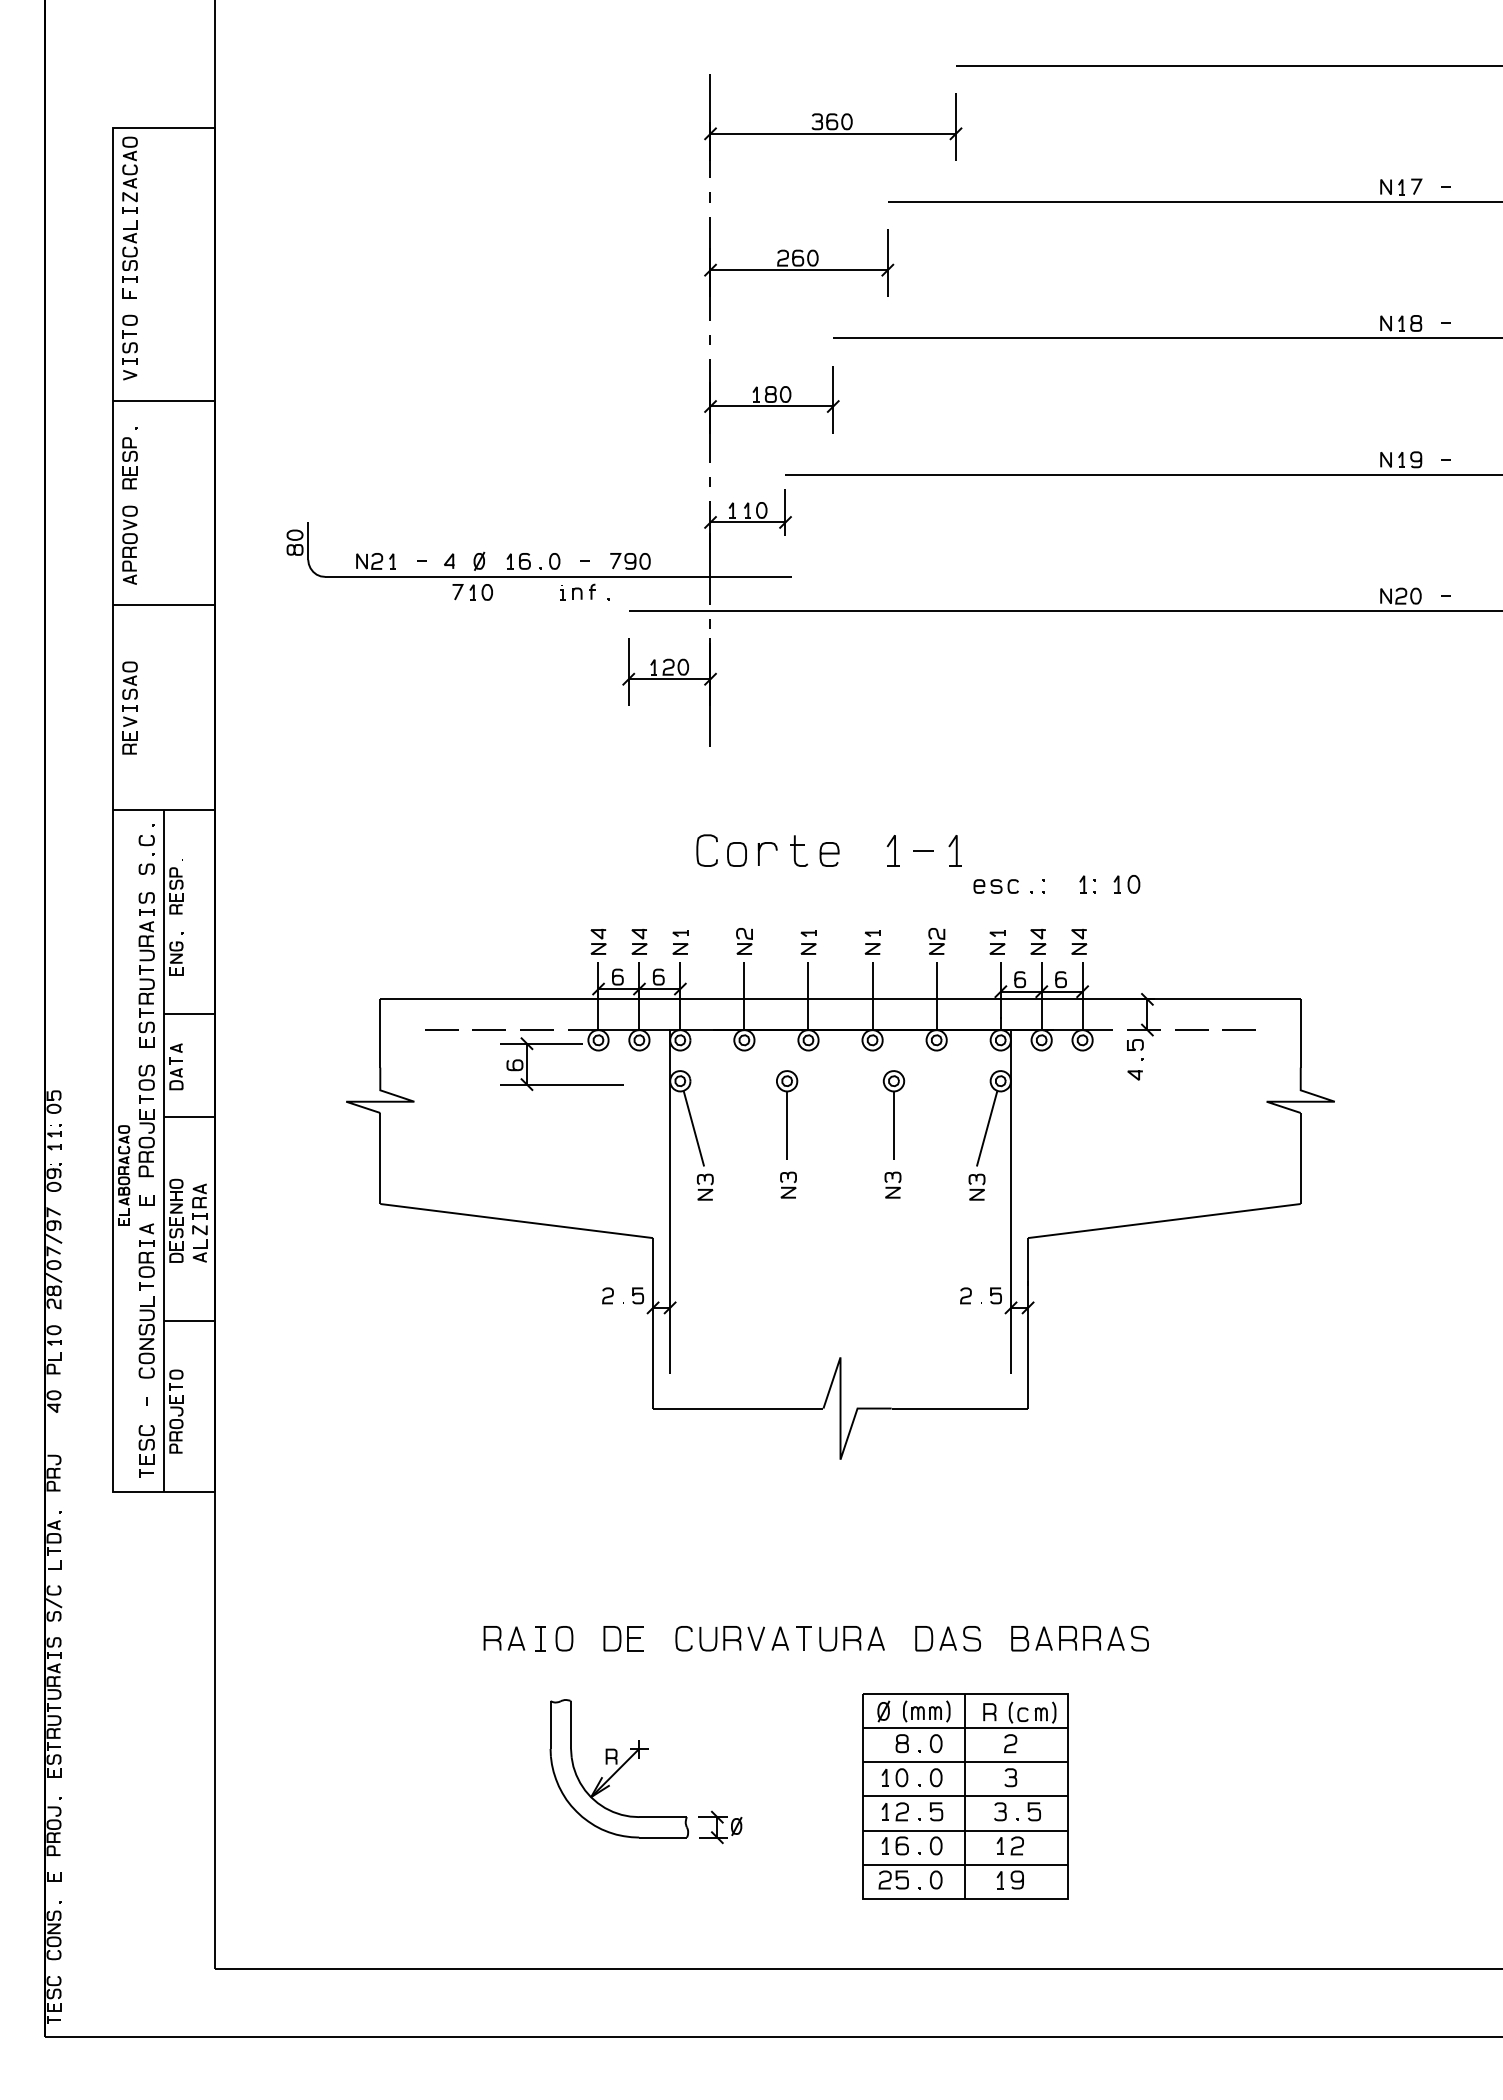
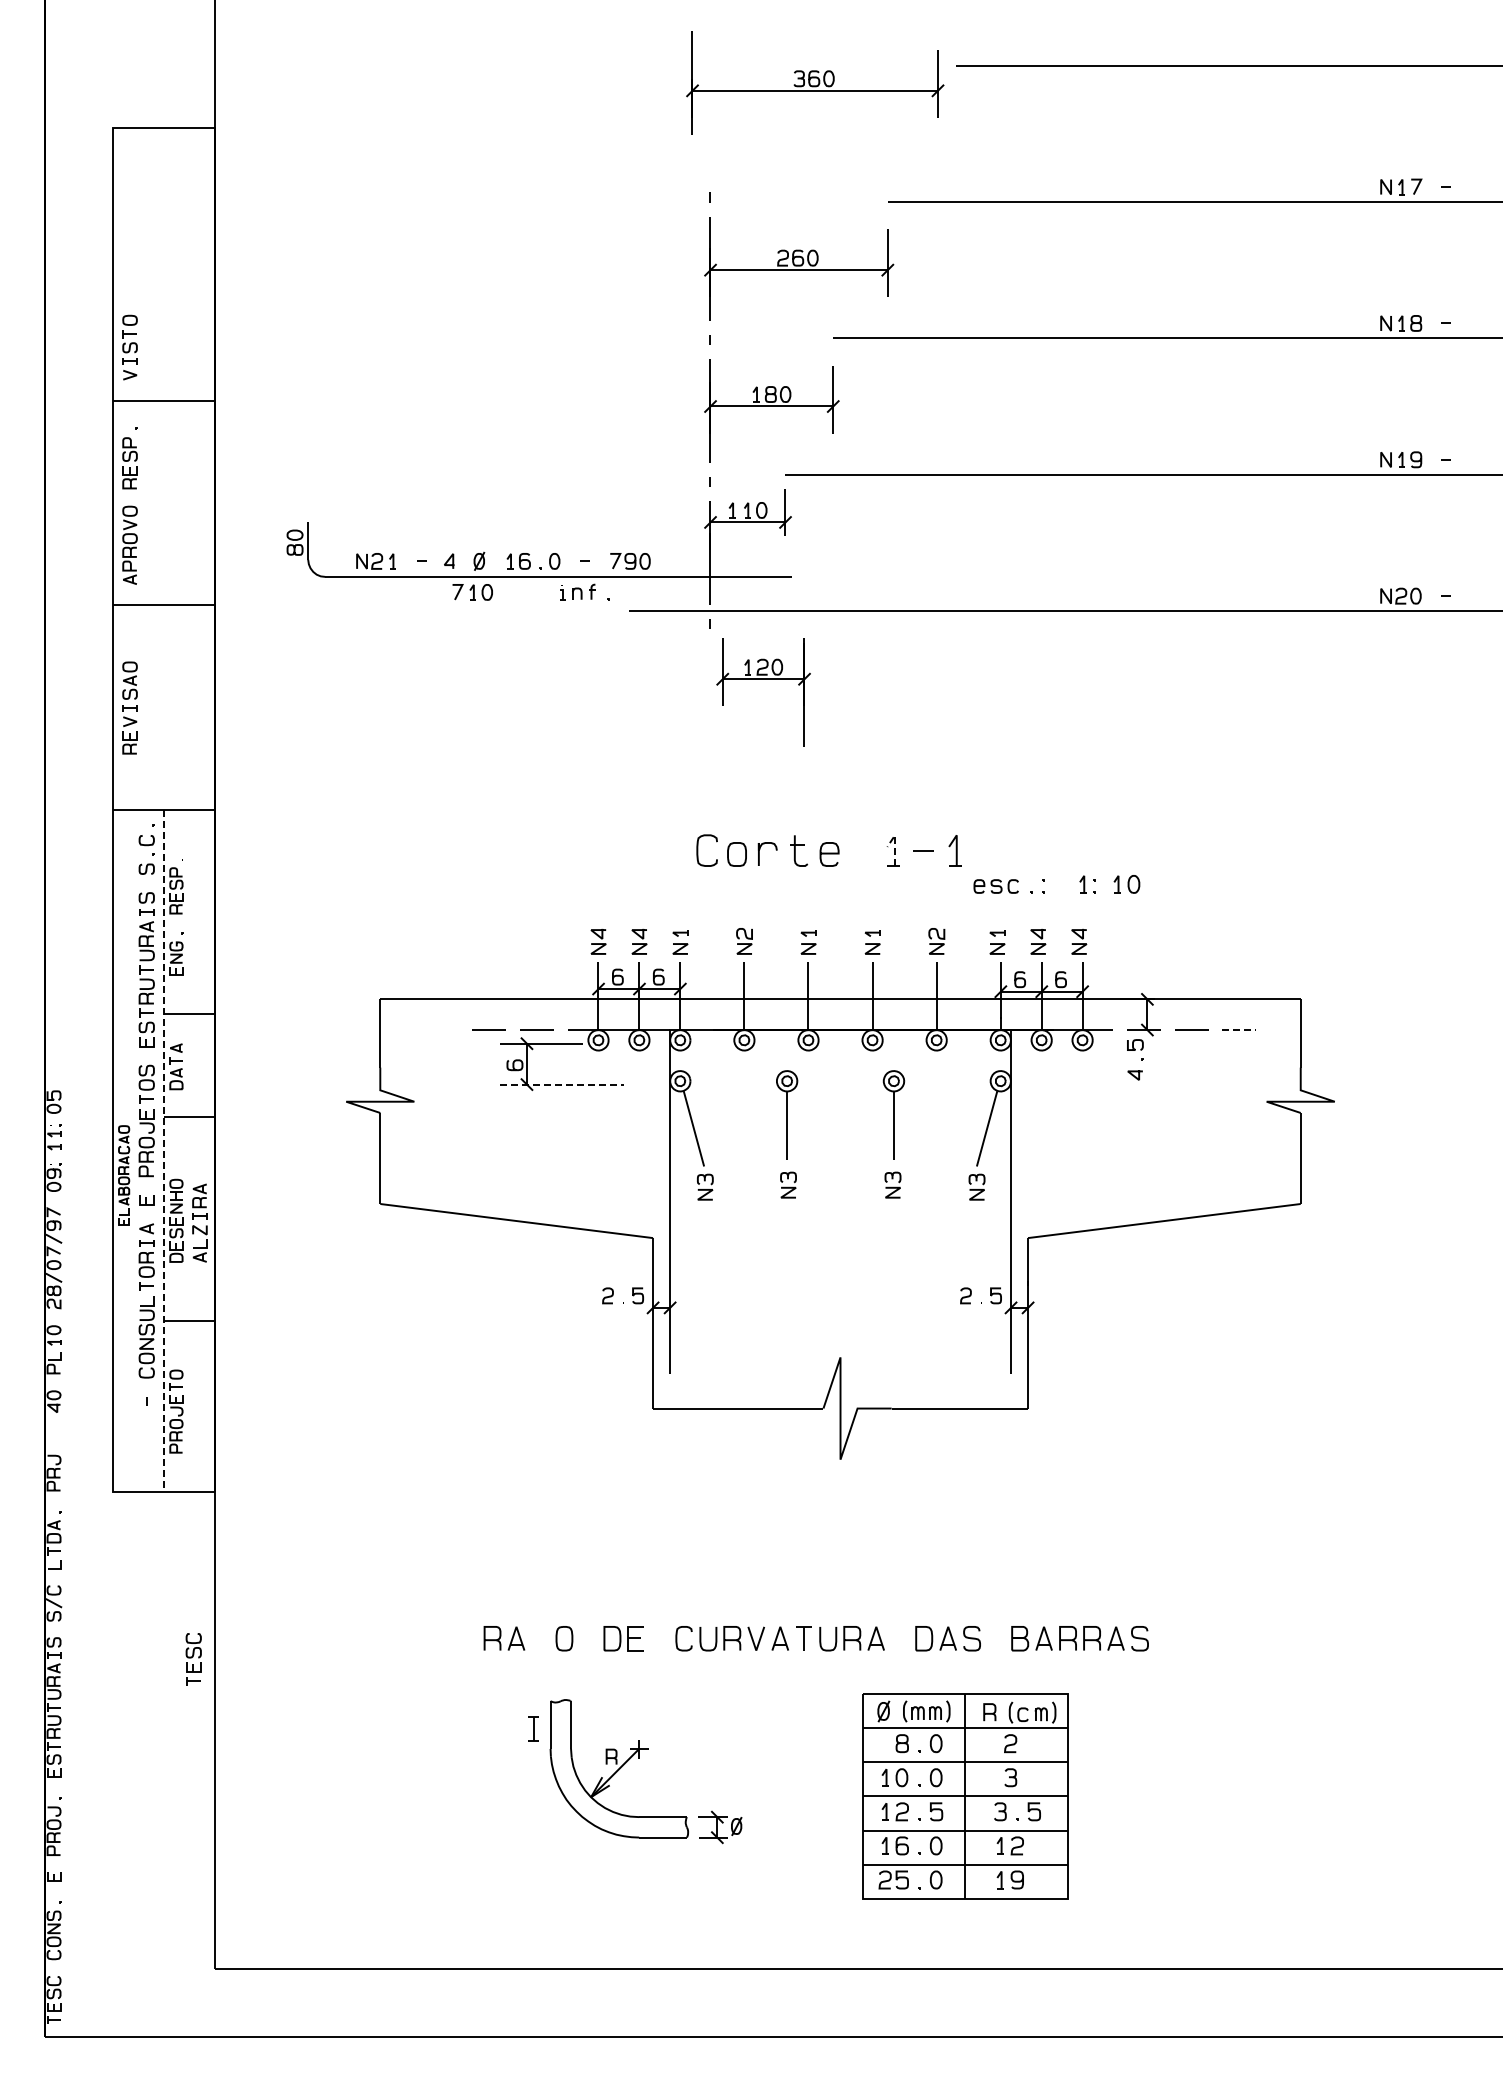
part position: (833, 125) -> (815, 82) (815, 82)
part: present -> none (129, 217)
part position: (669, 679) -> (763, 679) (763, 679)
line: solid -> dashed (895, 843)
line: present -> none (441, 1029)
line: solid -> dashed (1239, 1030)
line: solid -> dashed (562, 1084)
line: solid -> dashed (164, 1150)
part position: (146, 1451) -> (193, 1659) (193, 1659)
part position: (540, 1638) -> (533, 1728) (533, 1728)
